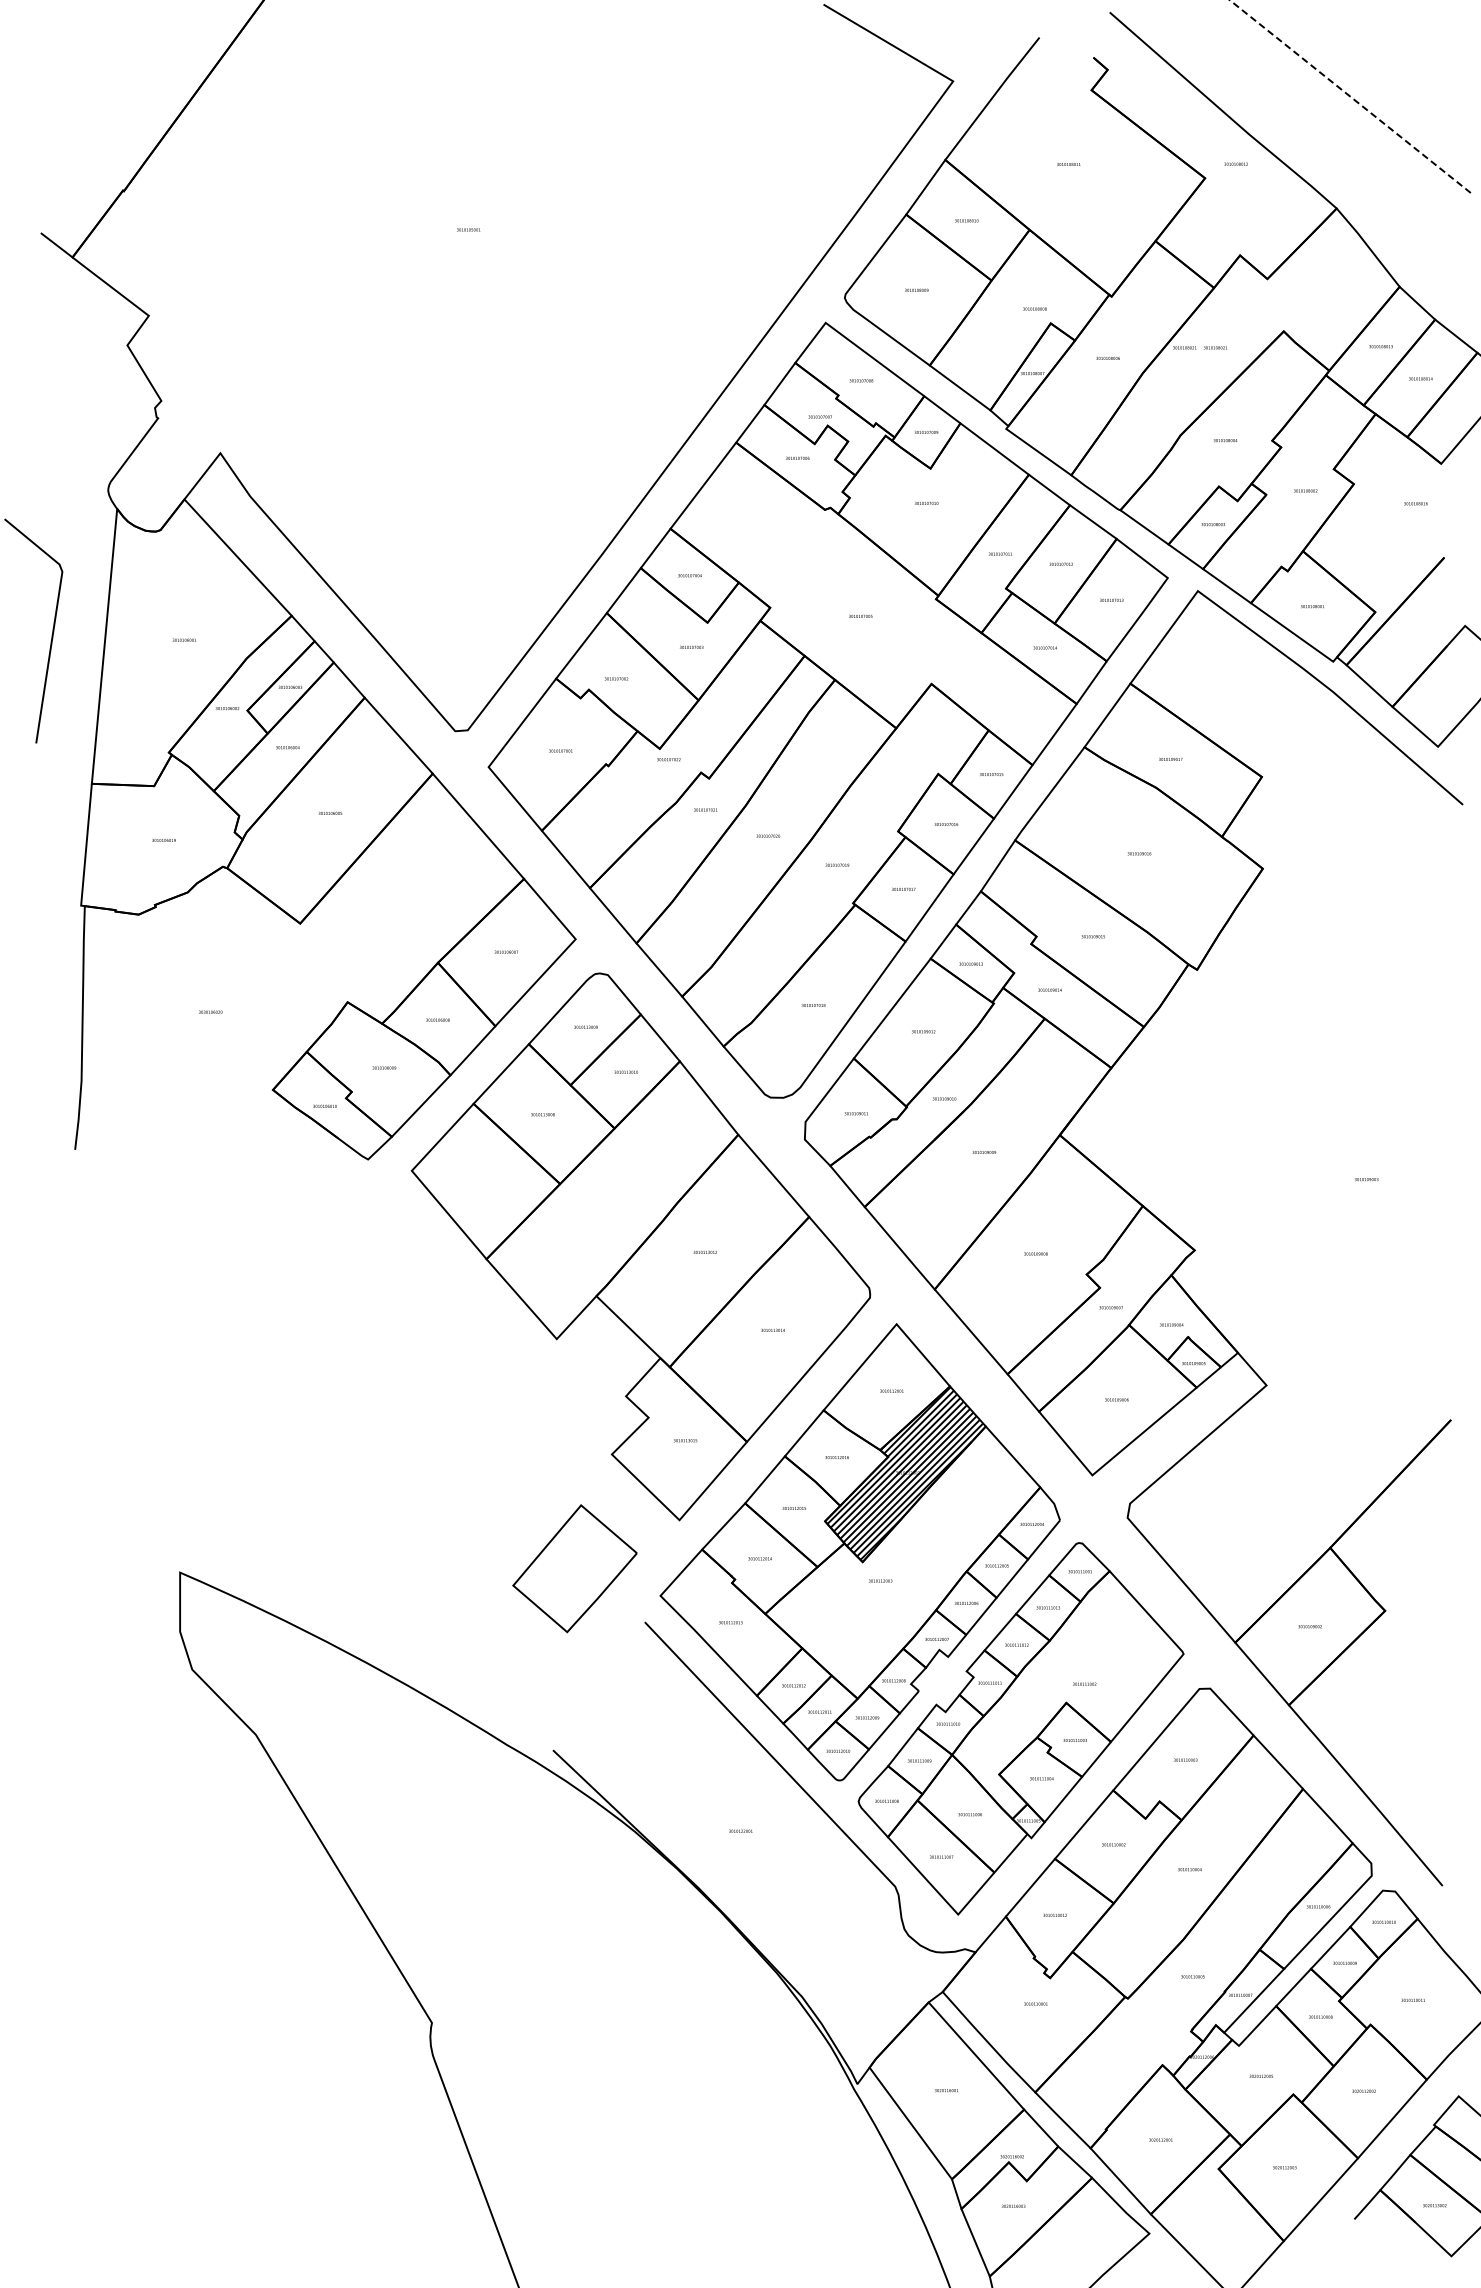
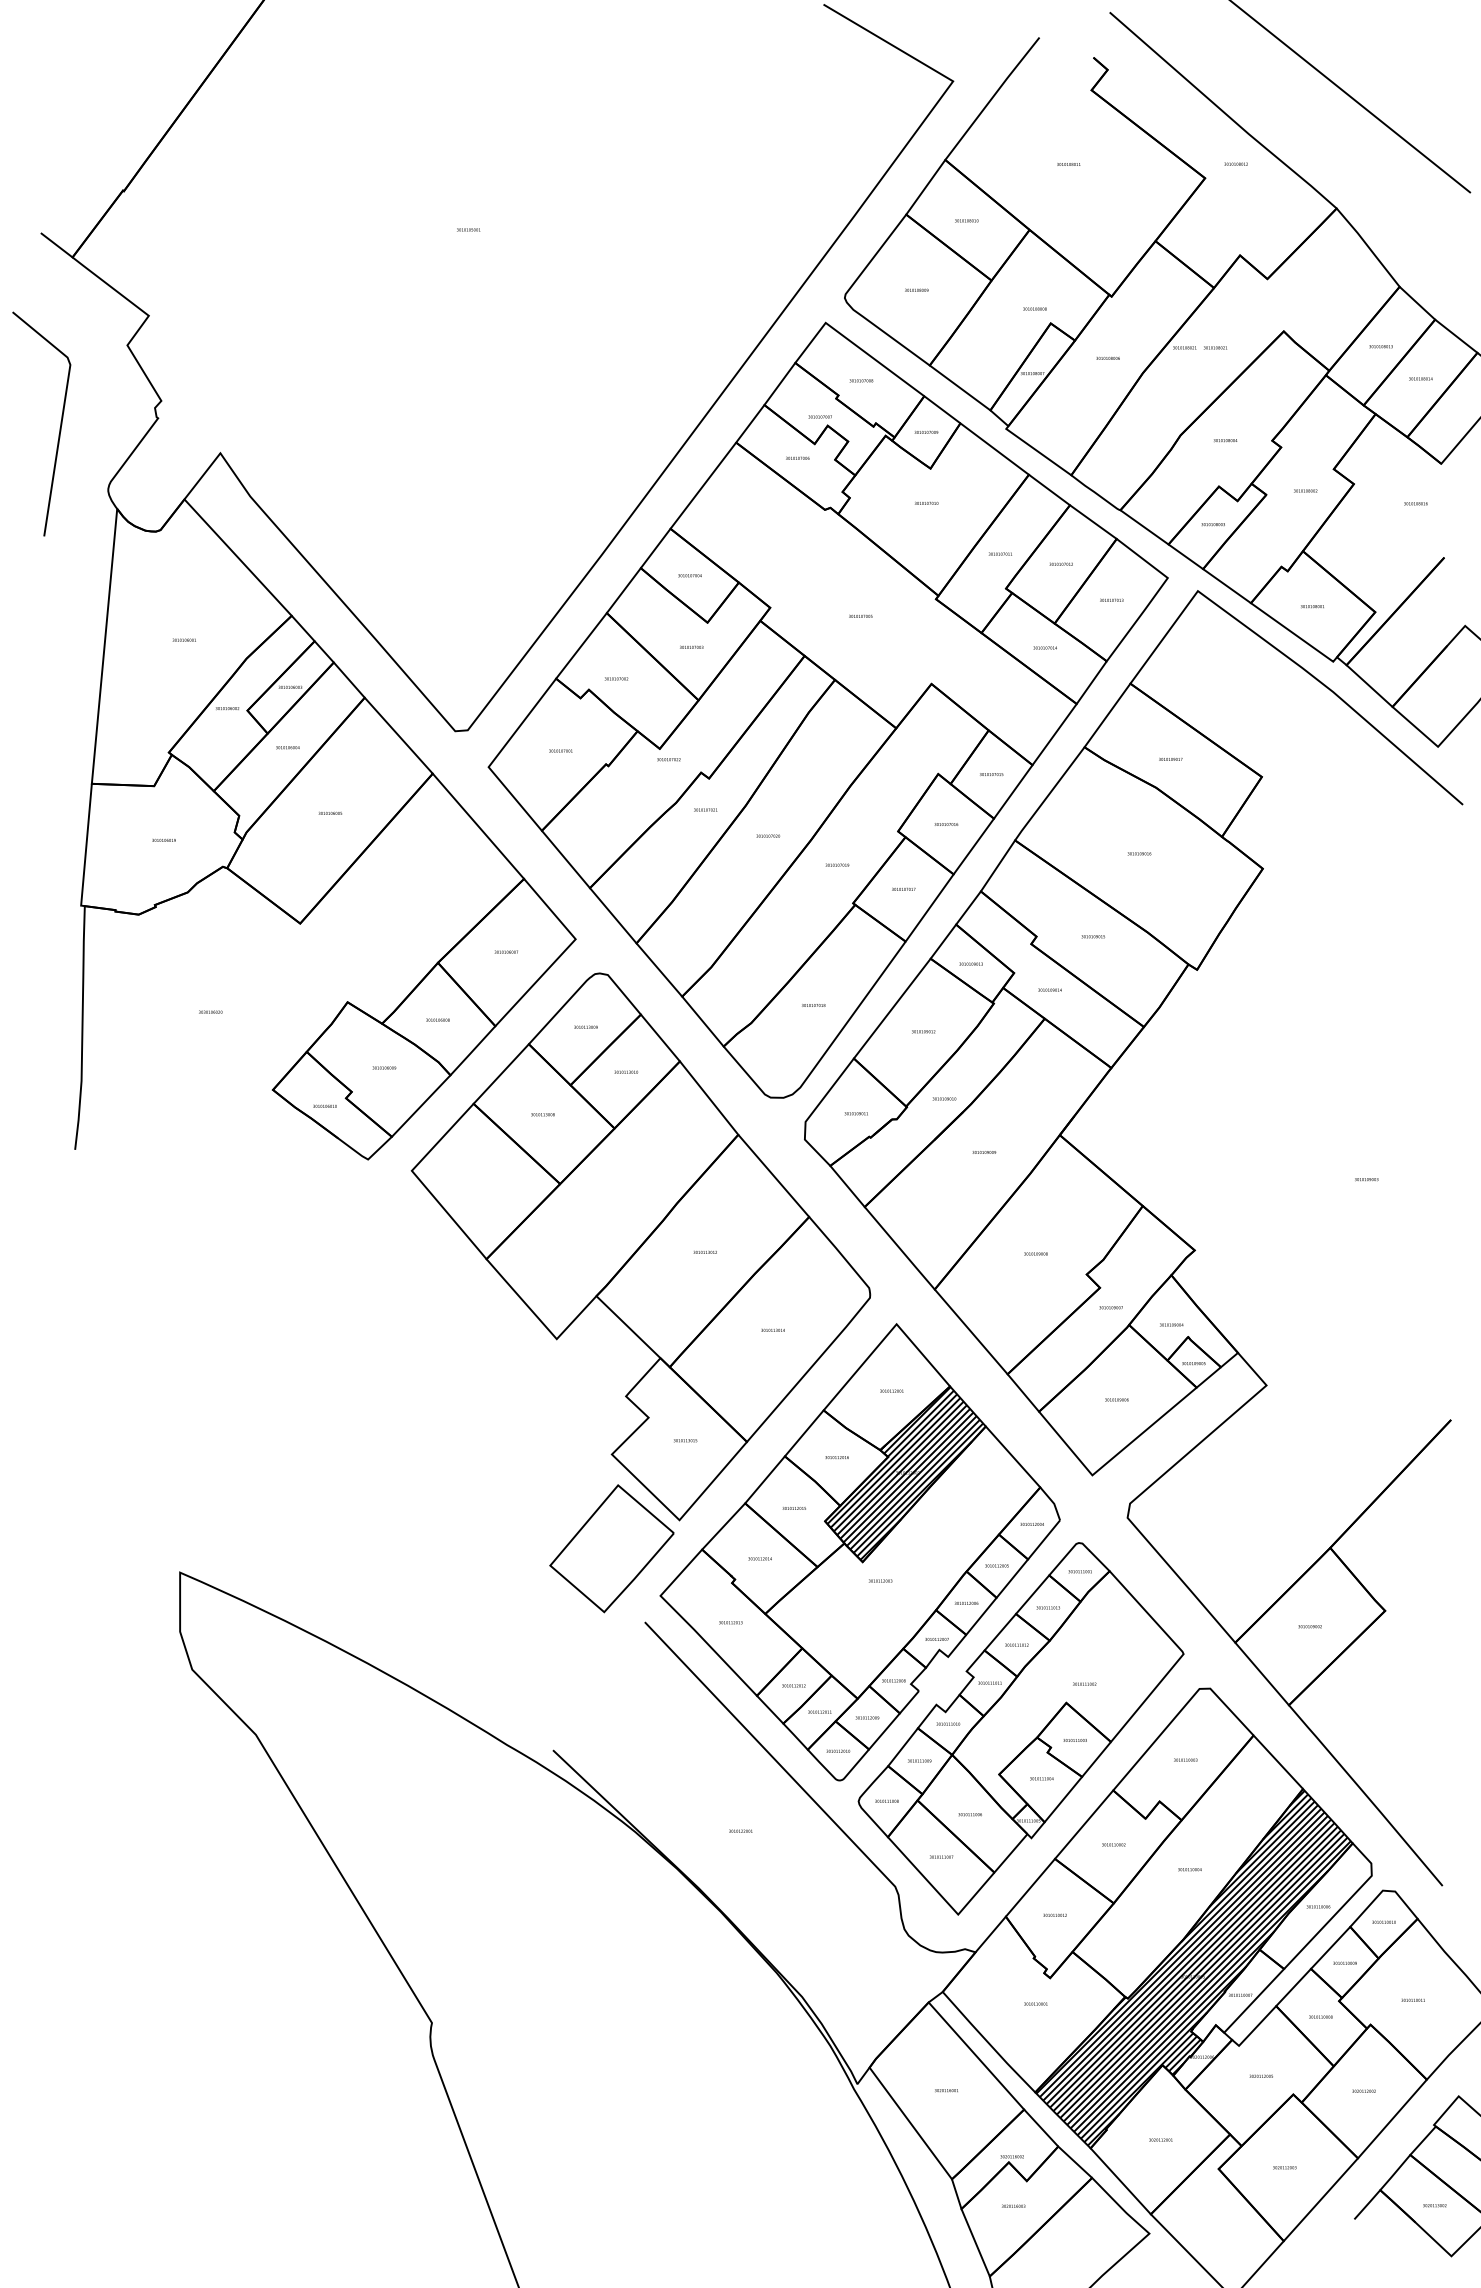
line: dashed -> solid (1351, 97)
curve position: (51, 635) -> (59, 428) (59, 428)
part position: (574, 1568) -> (611, 1548) (611, 1548)
hatch: none -> present (1193, 1967)
